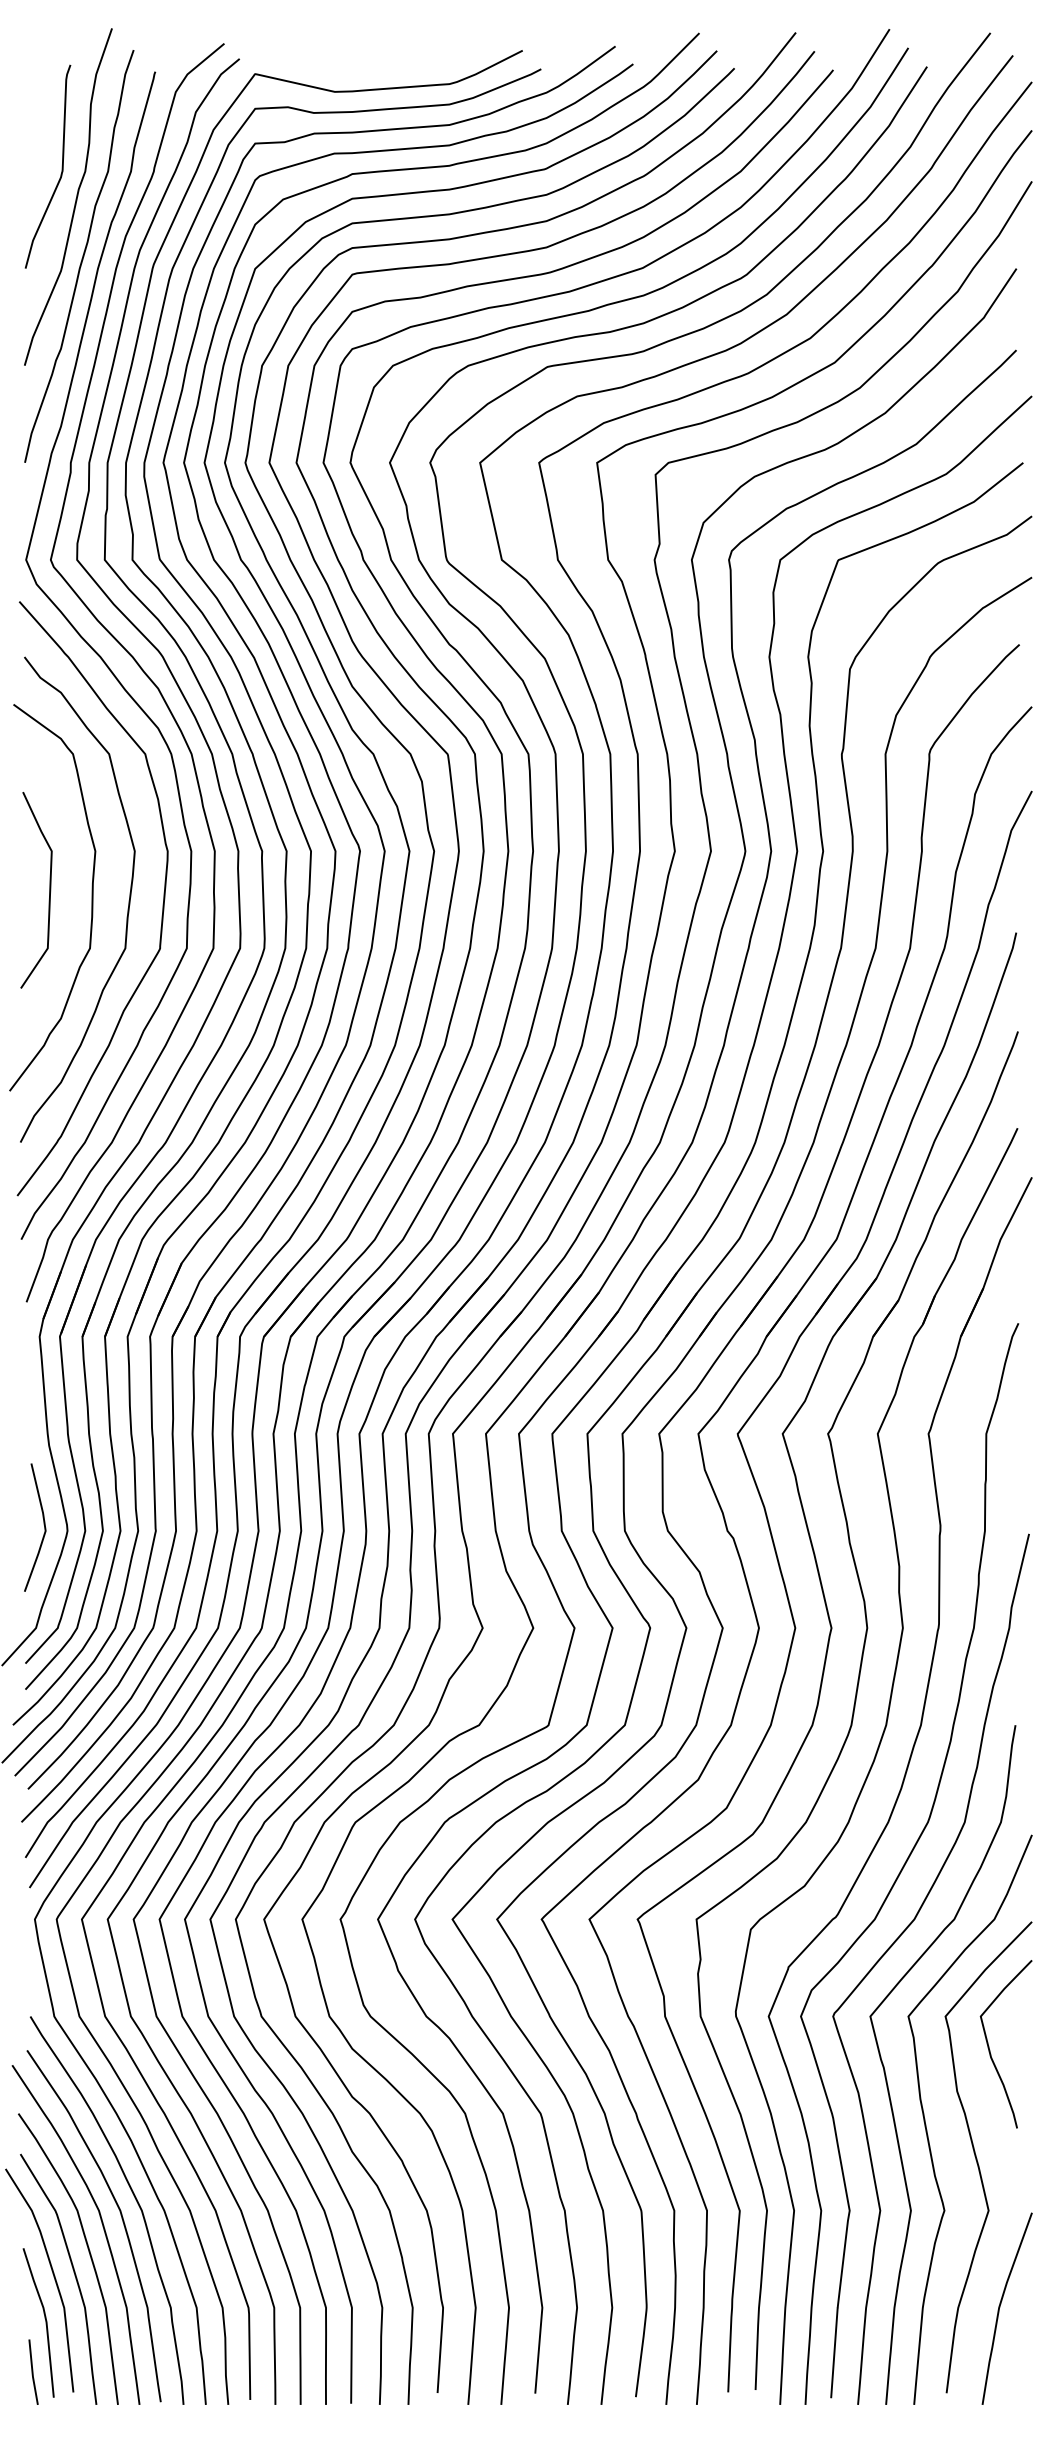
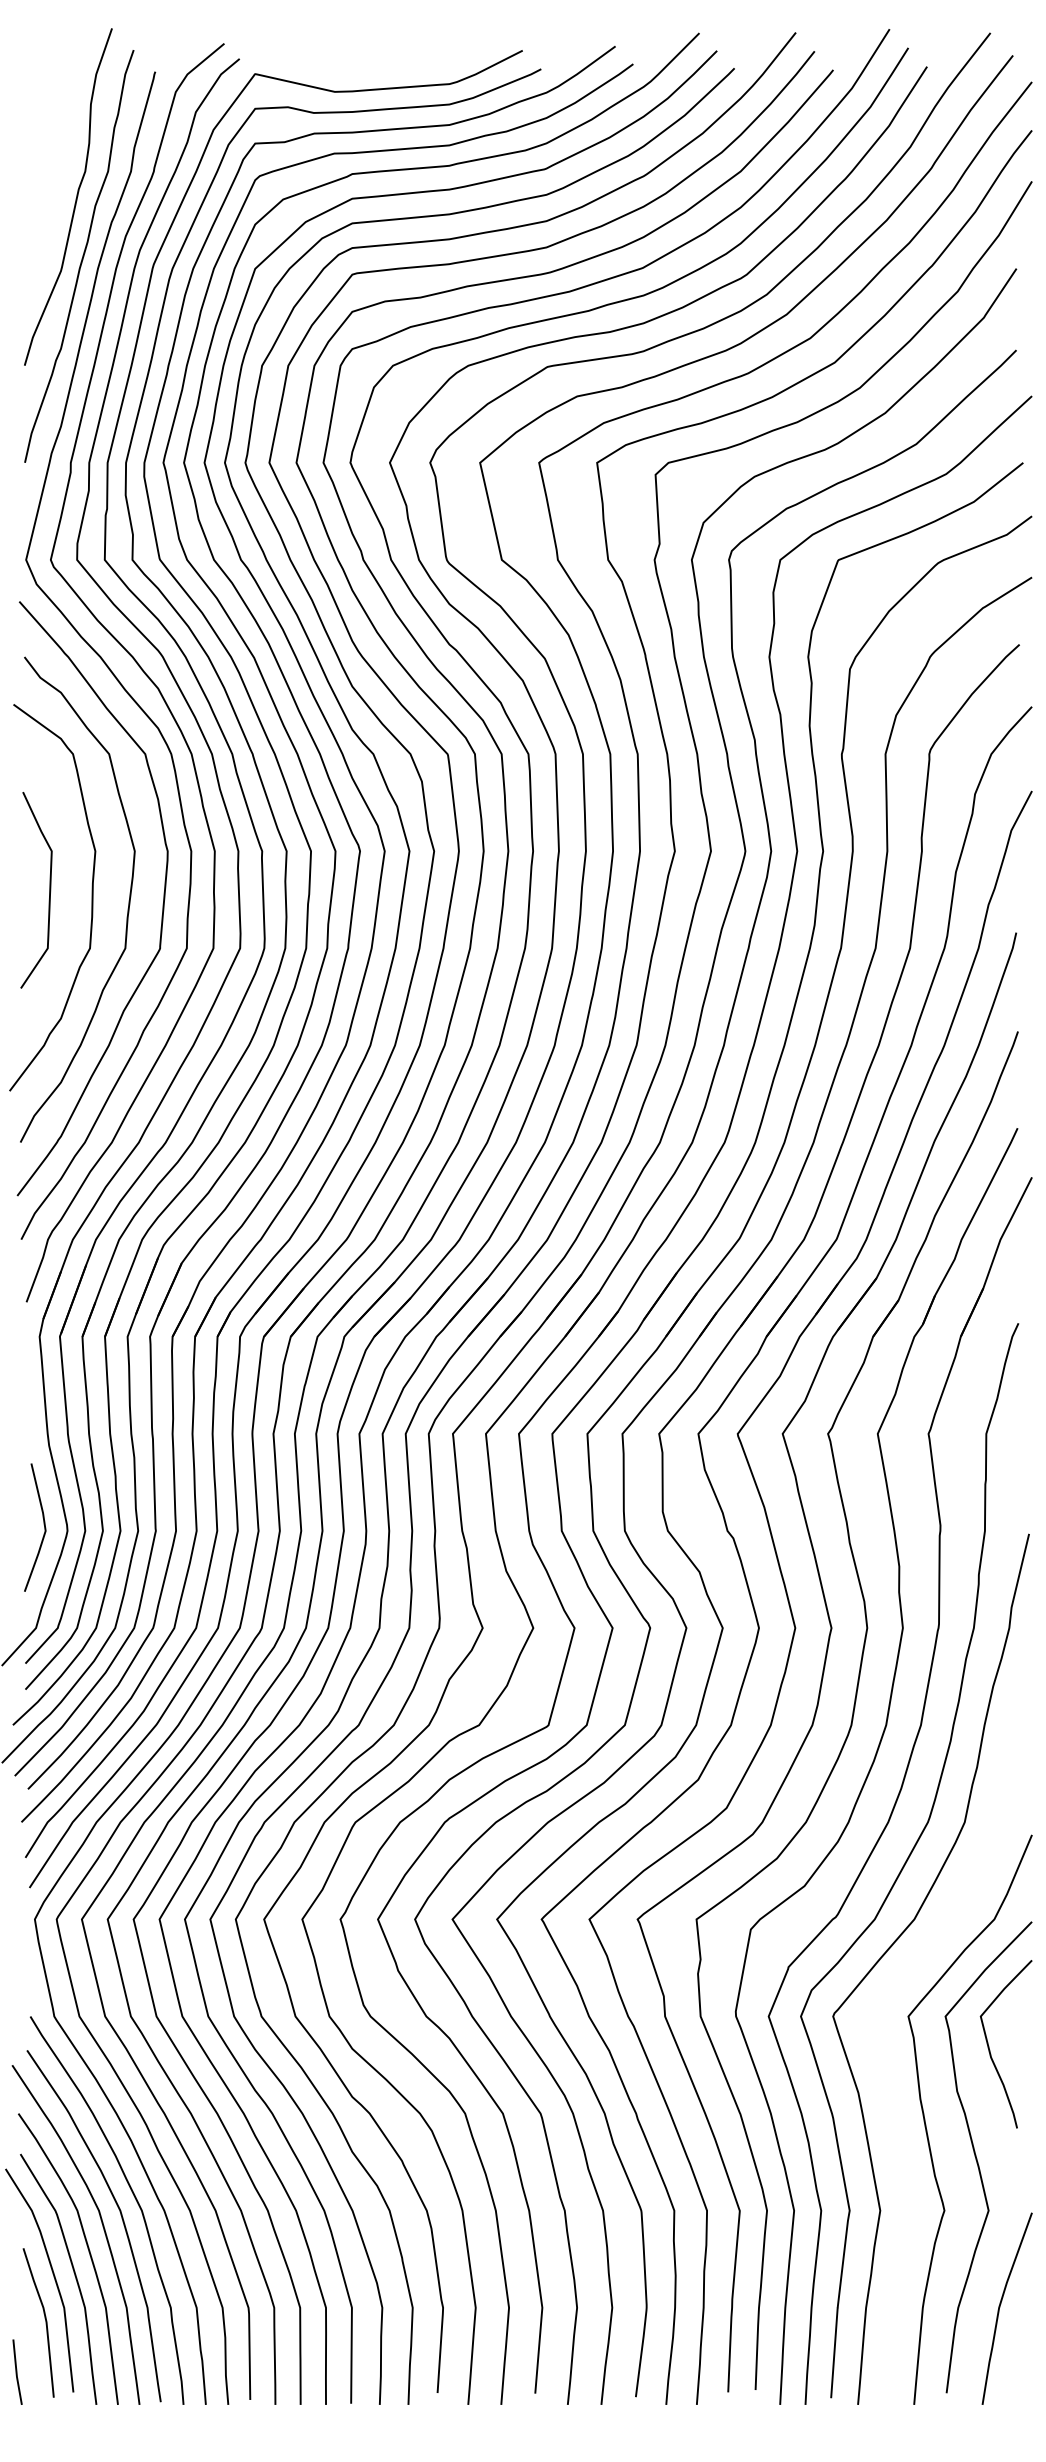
curve: present -> none (61, 166)
curve: present -> none (886, 2075)
line position: (33, 2371) -> (17, 2371) (17, 2371)
